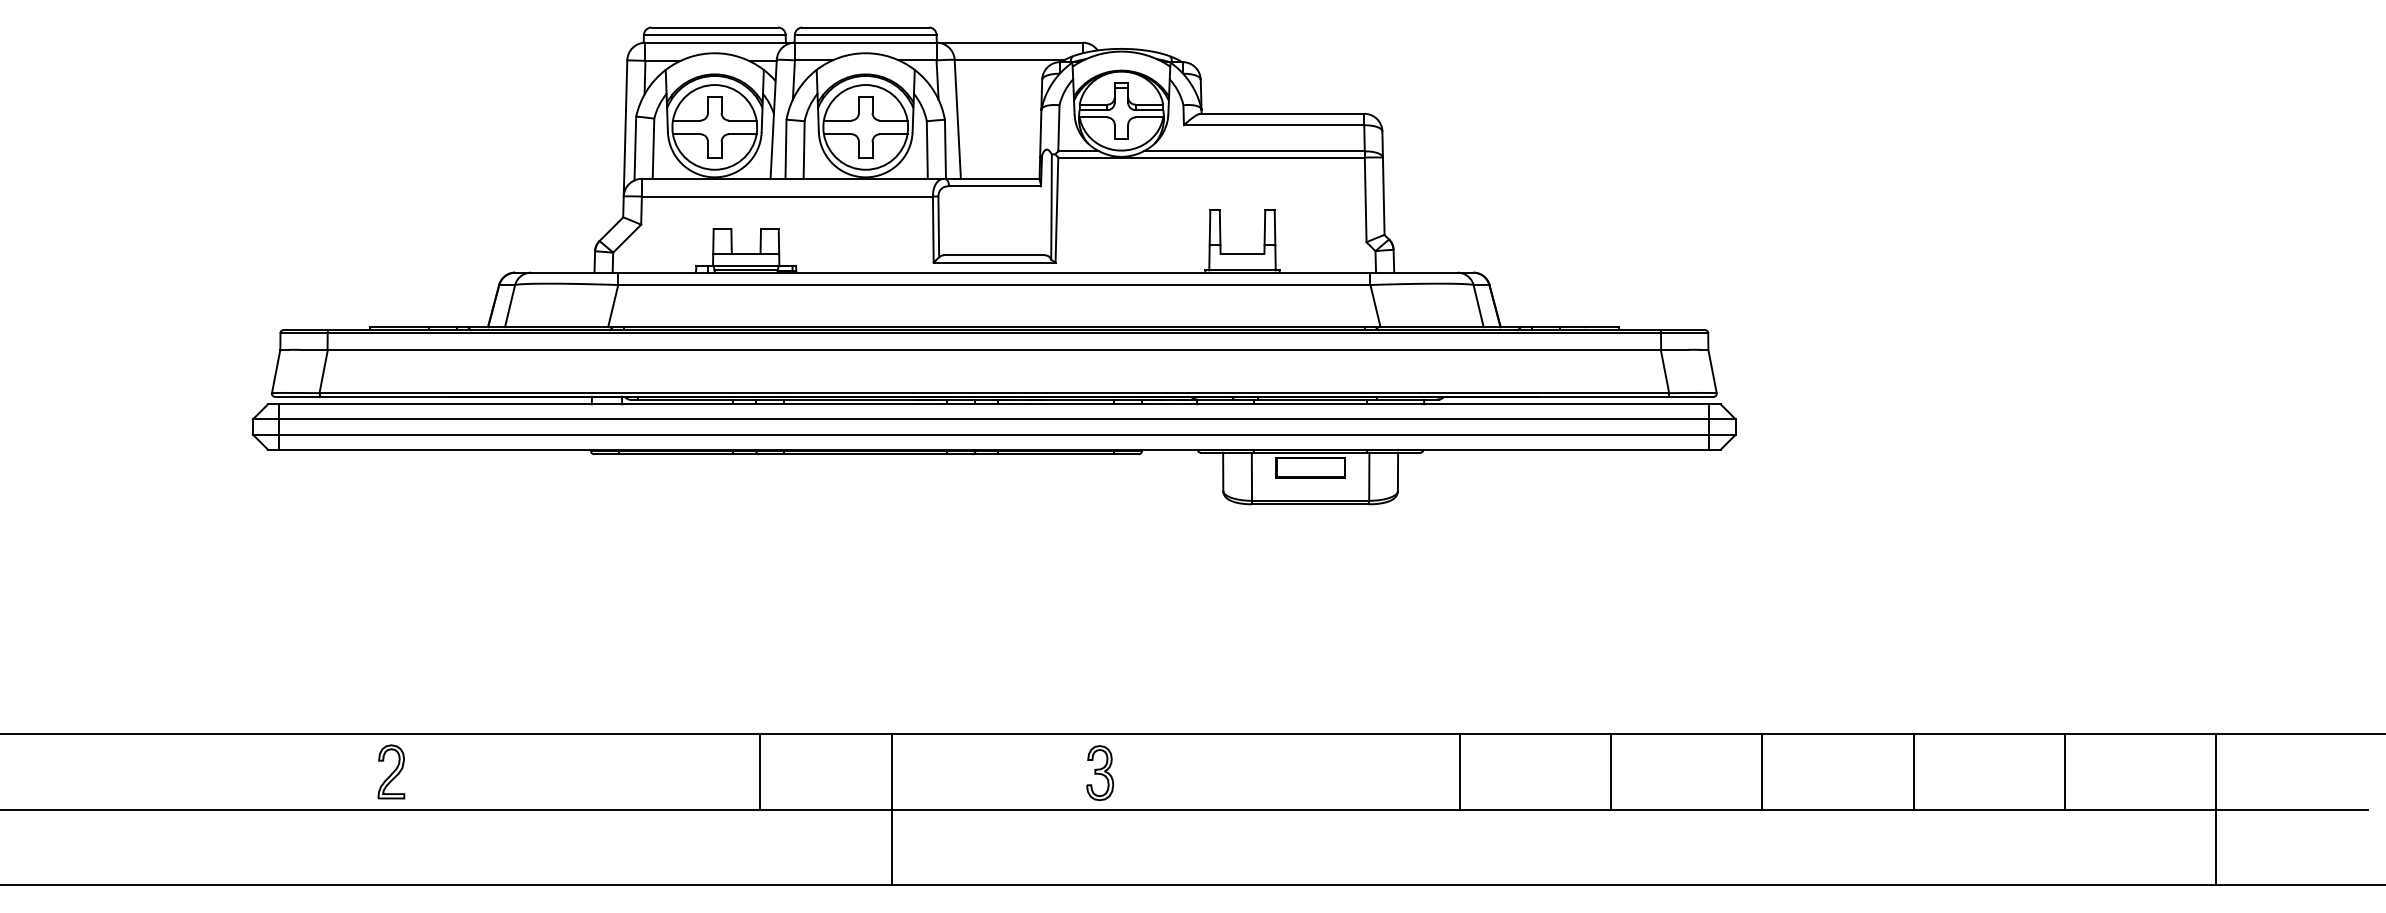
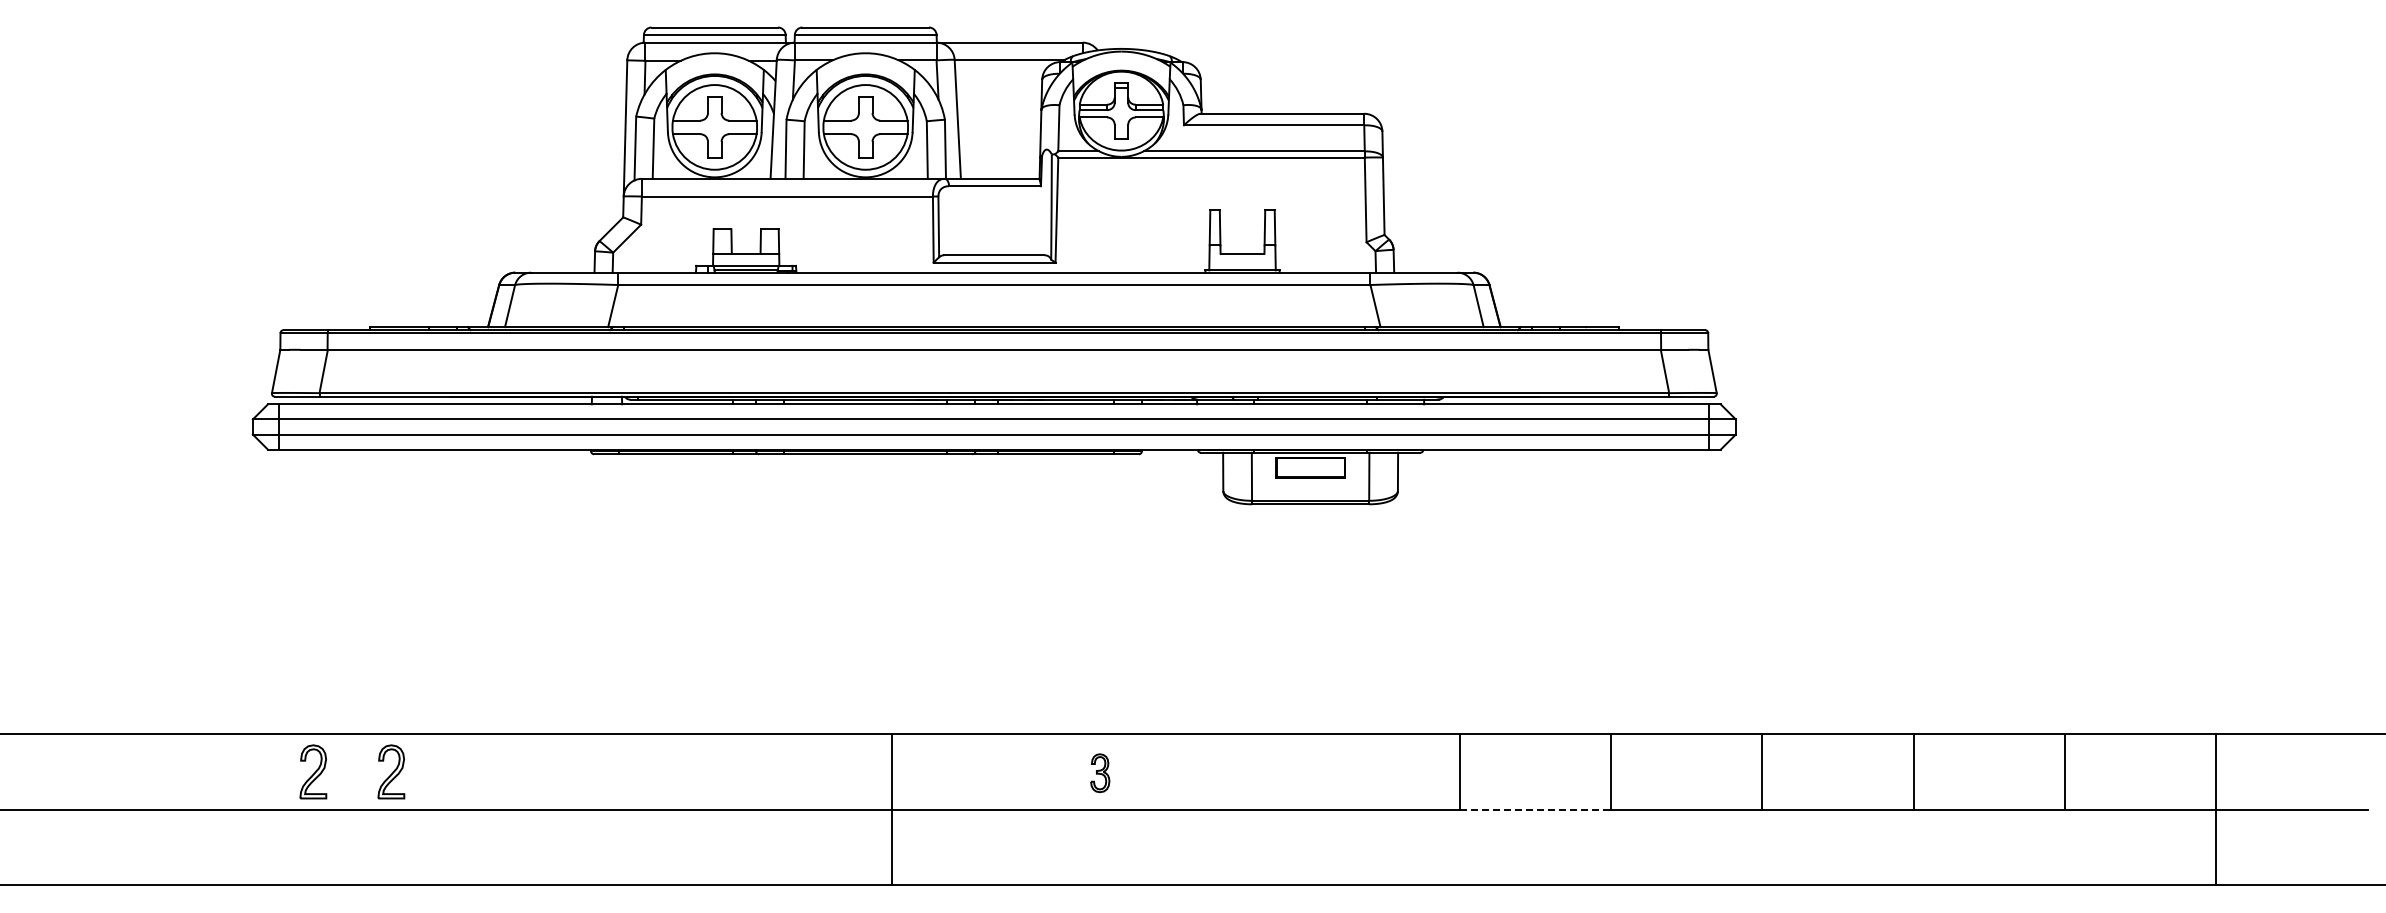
part: none -> present (313, 771)
line: present -> none (759, 771)
part size: 29x57 px -> 21x41 px (1100, 773)
line: solid -> dashed (1535, 809)
